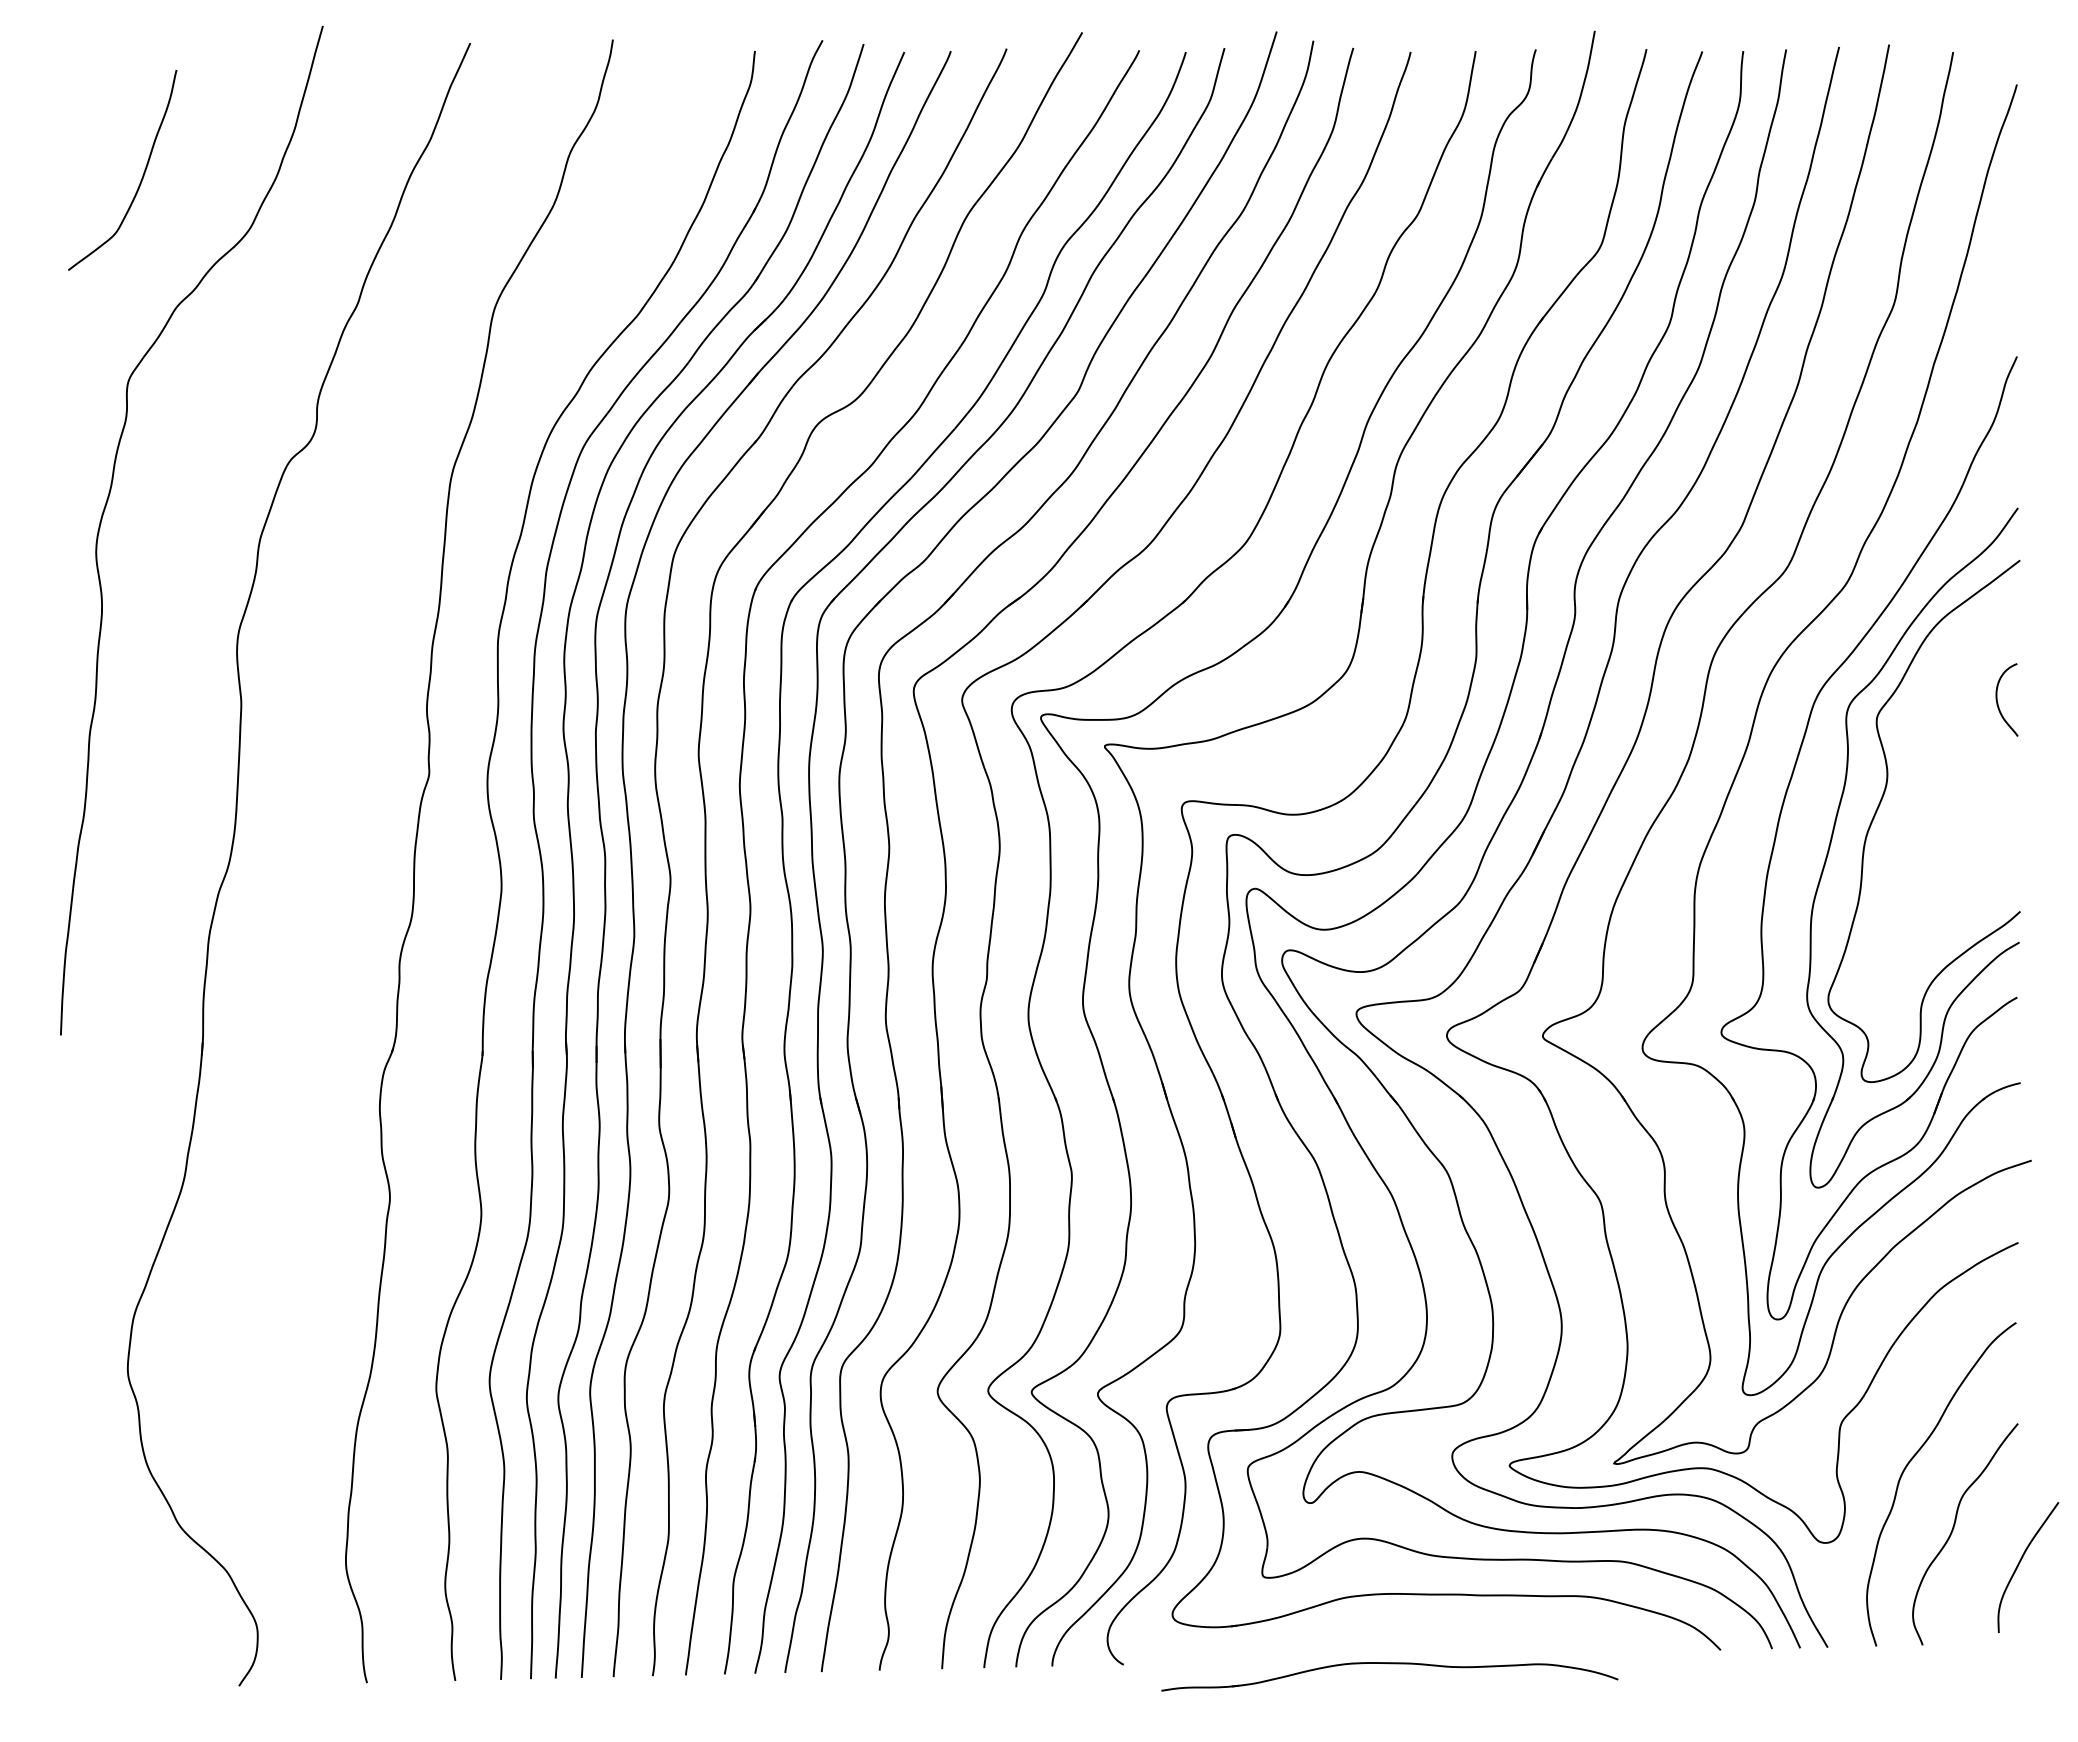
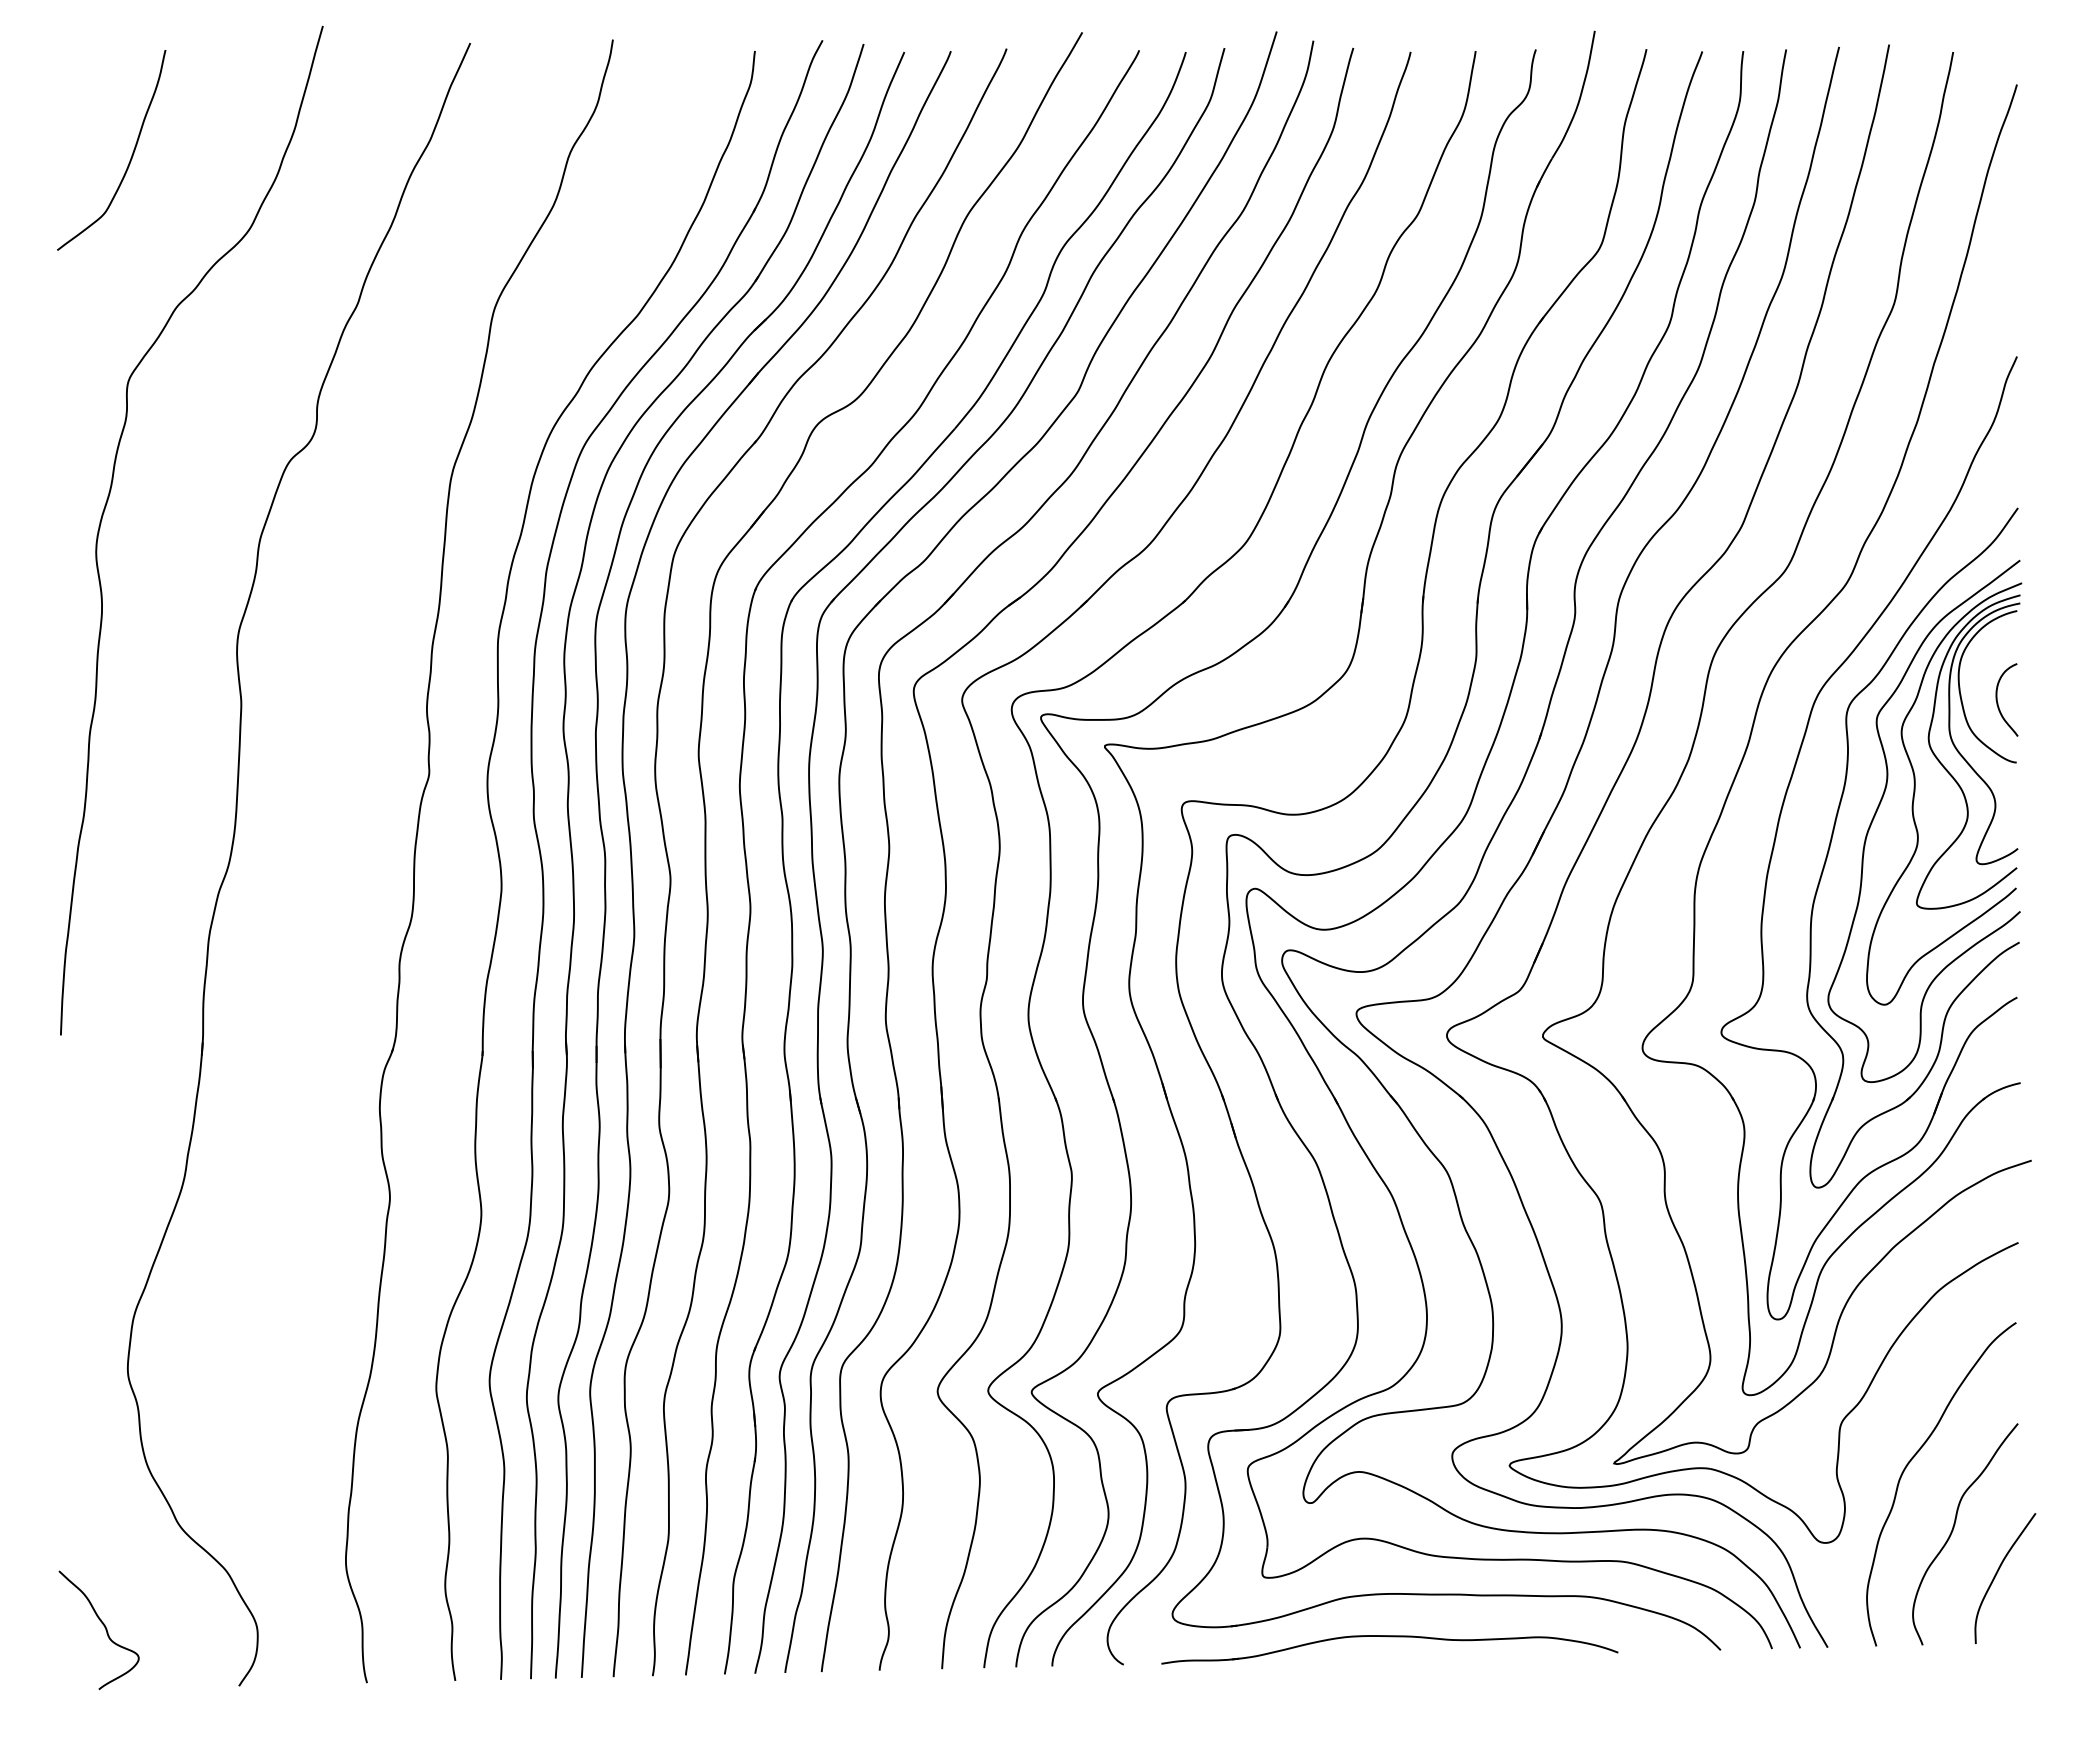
curve position: (141, 177) -> (130, 157) (130, 157)
part: none -> present (1957, 785)
curve position: (2020, 1562) -> (1997, 1573) (1997, 1573)
curve: none -> present (104, 1627)
part position: (1389, 1664) -> (1389, 1637) (1389, 1637)
